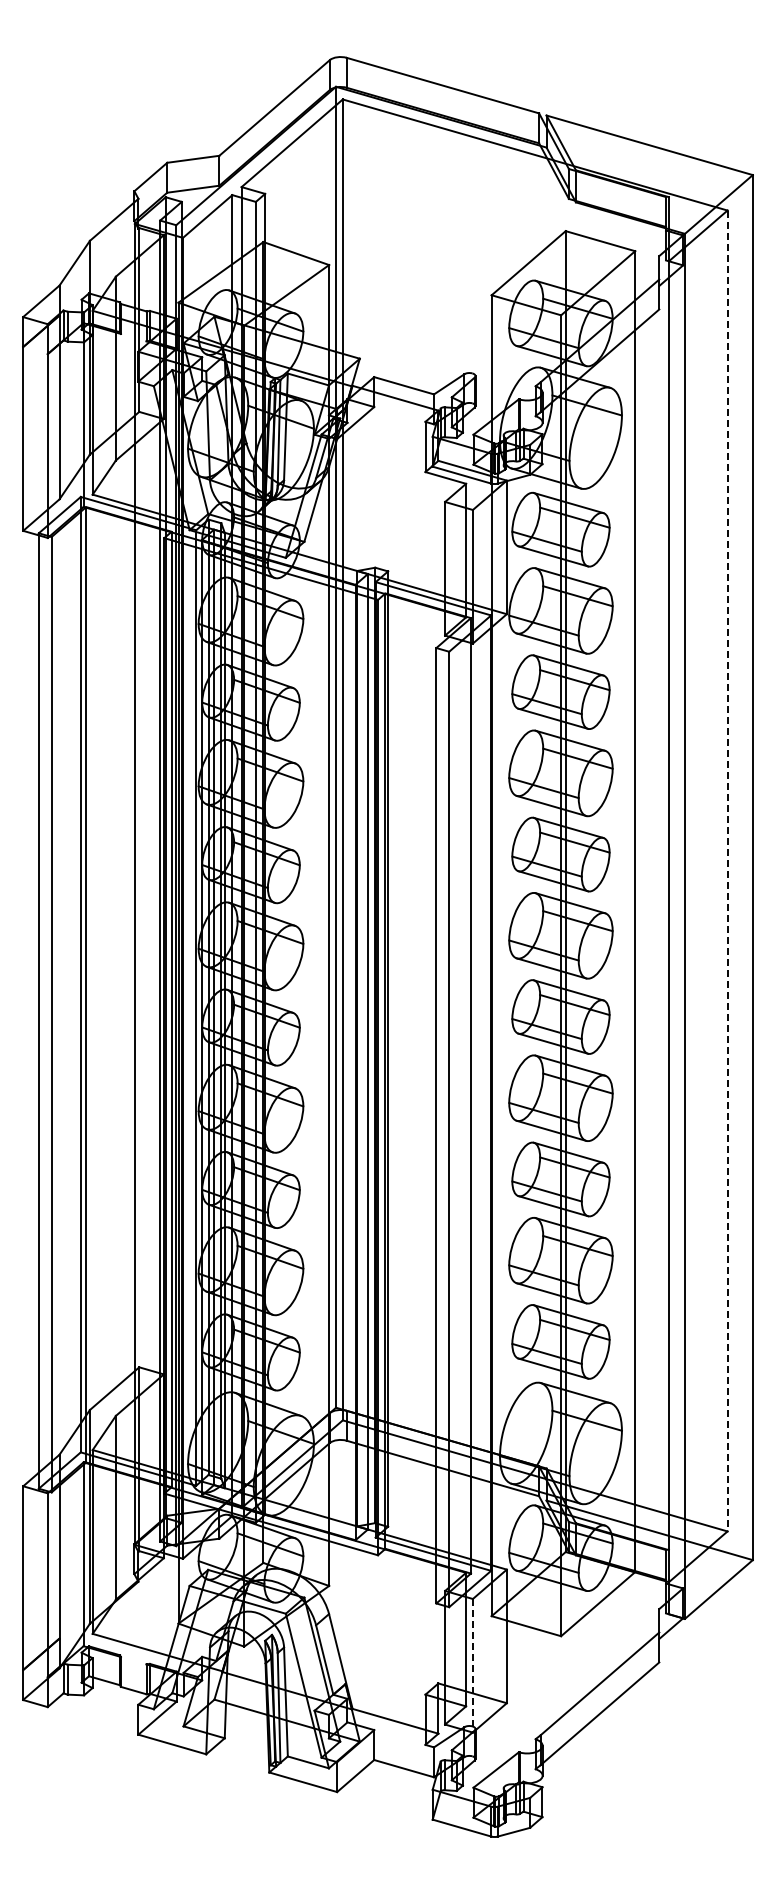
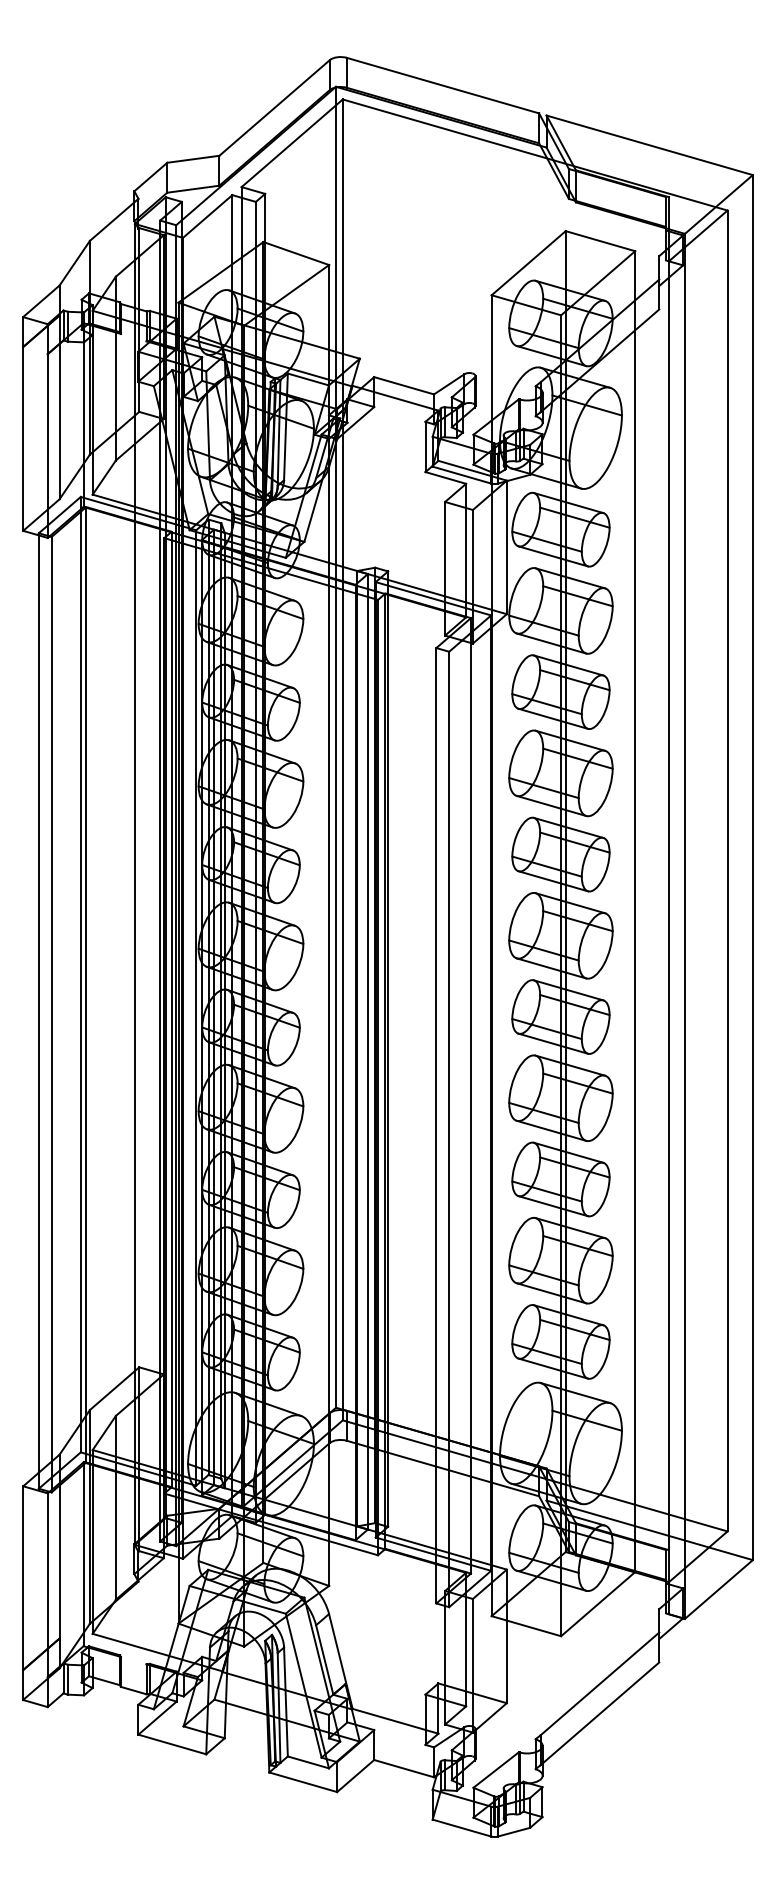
line: dashed -> solid (727, 871)
line: dashed -> solid (472, 1665)
